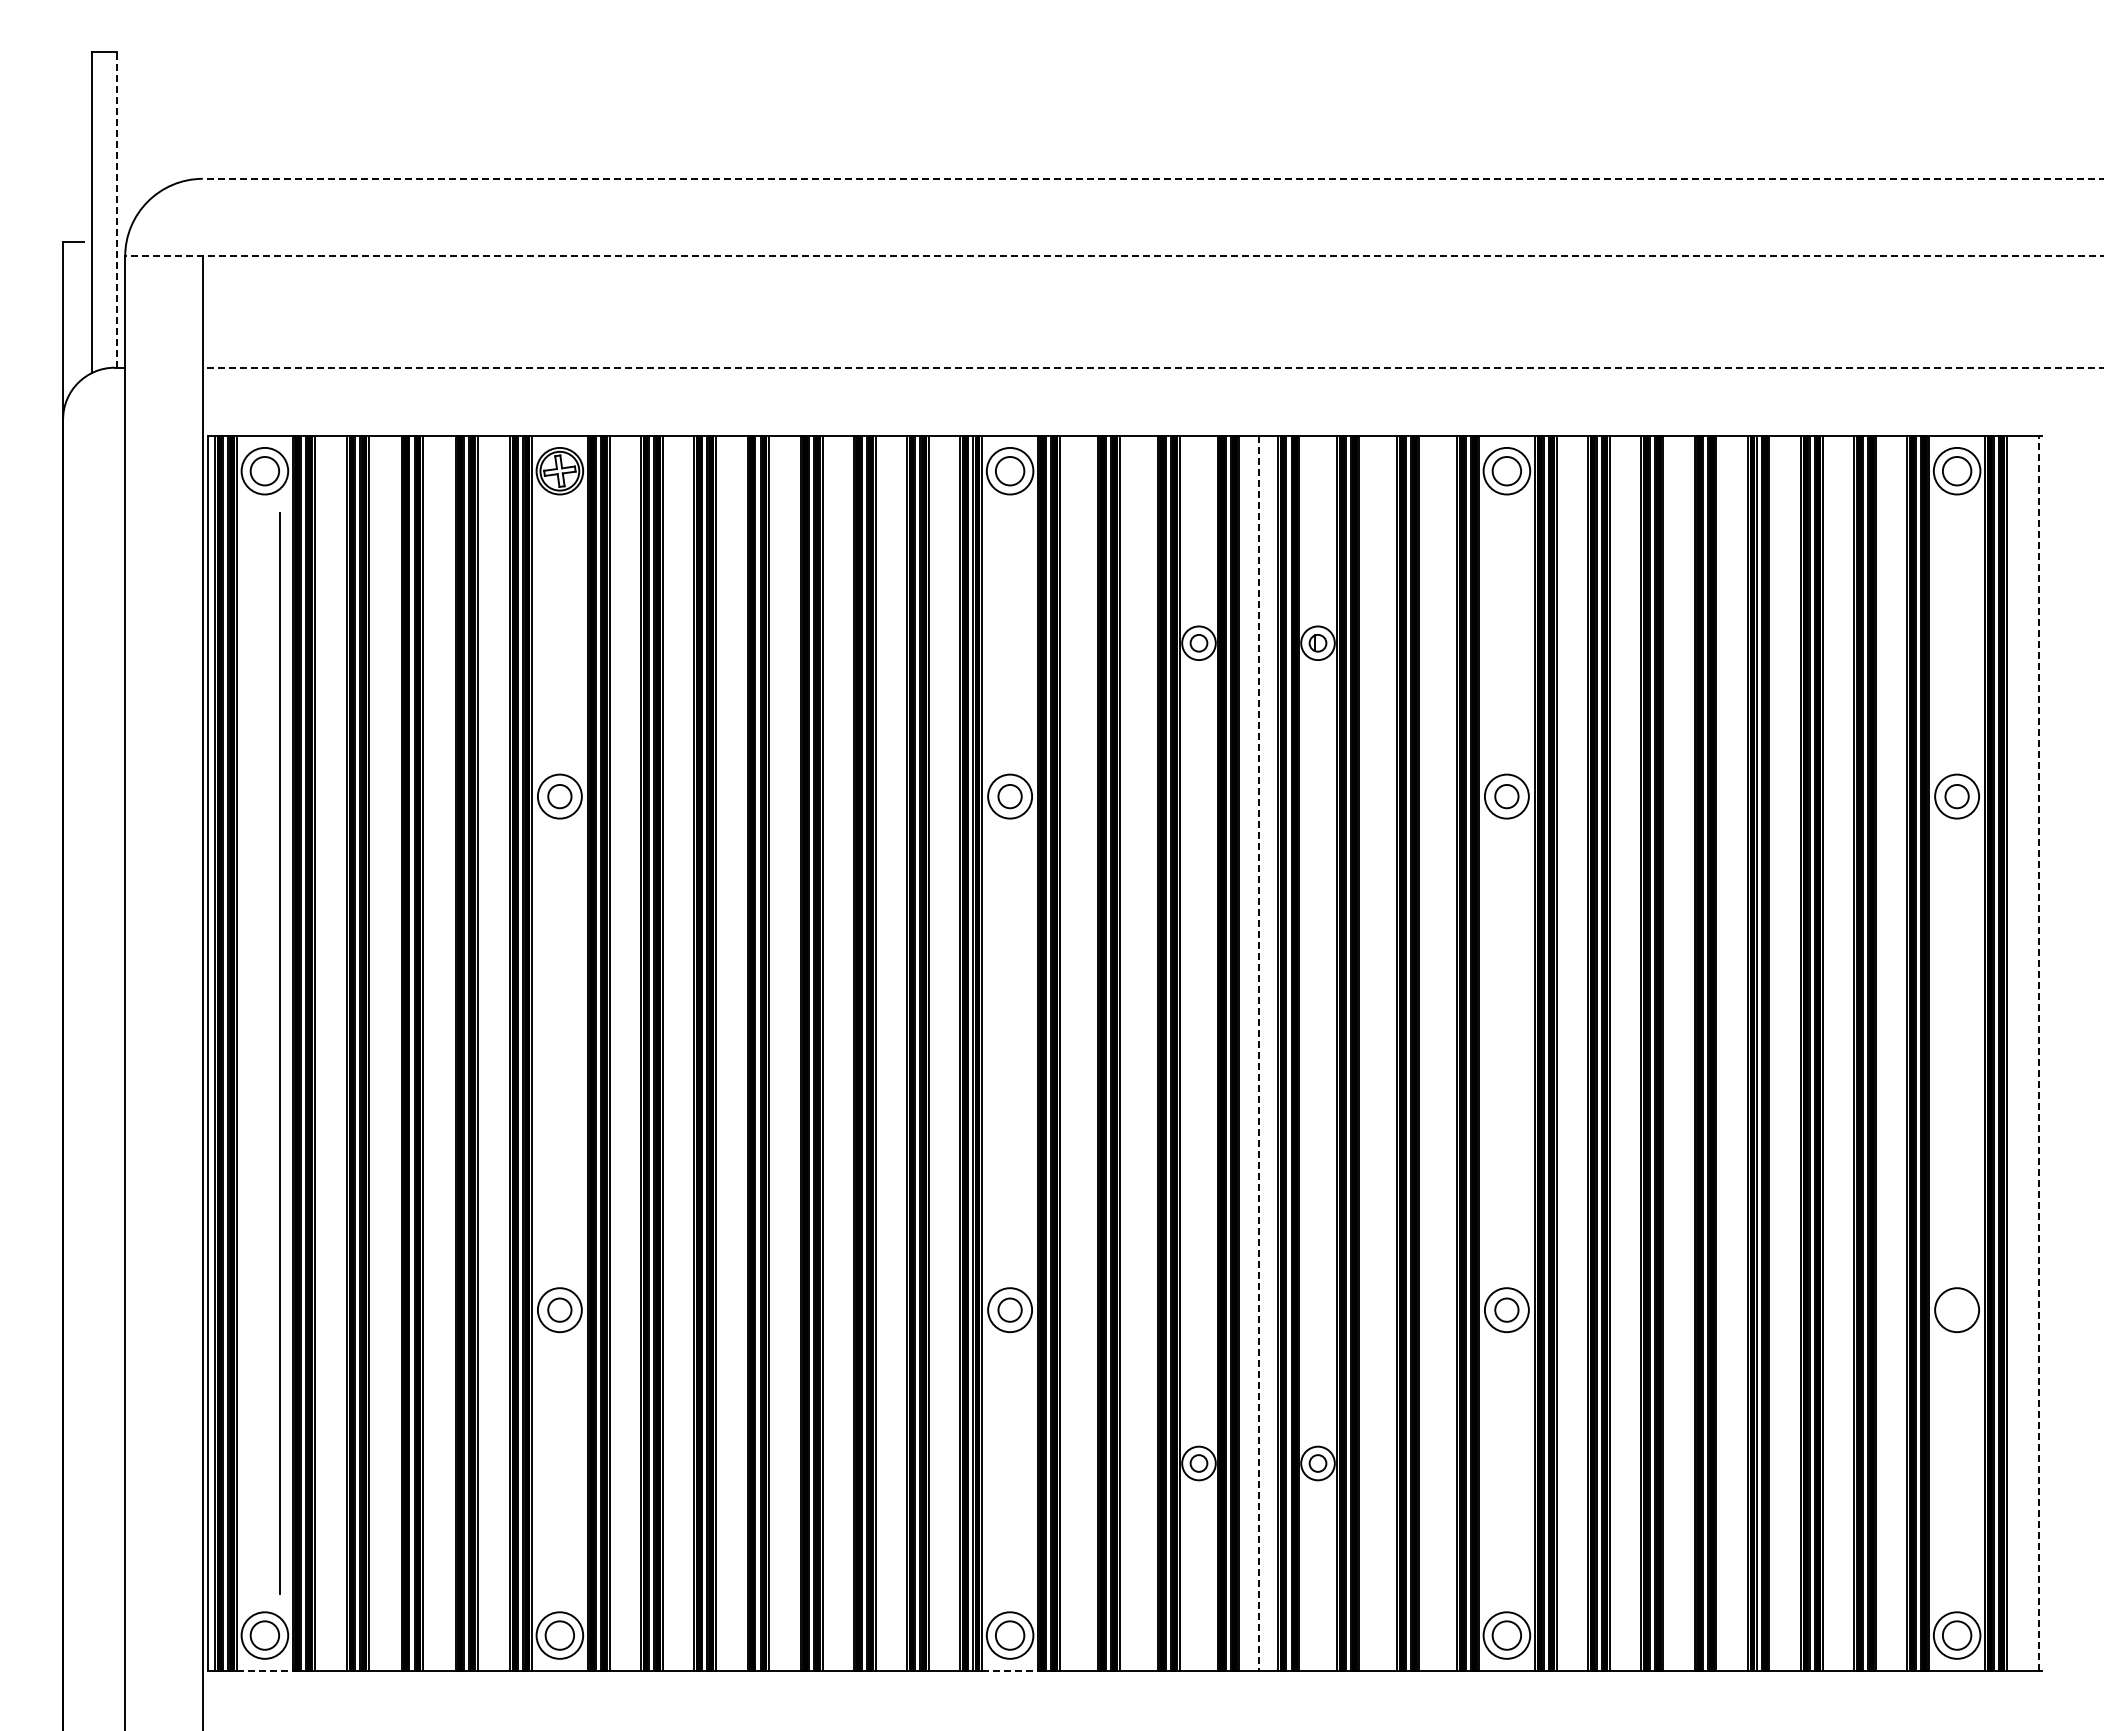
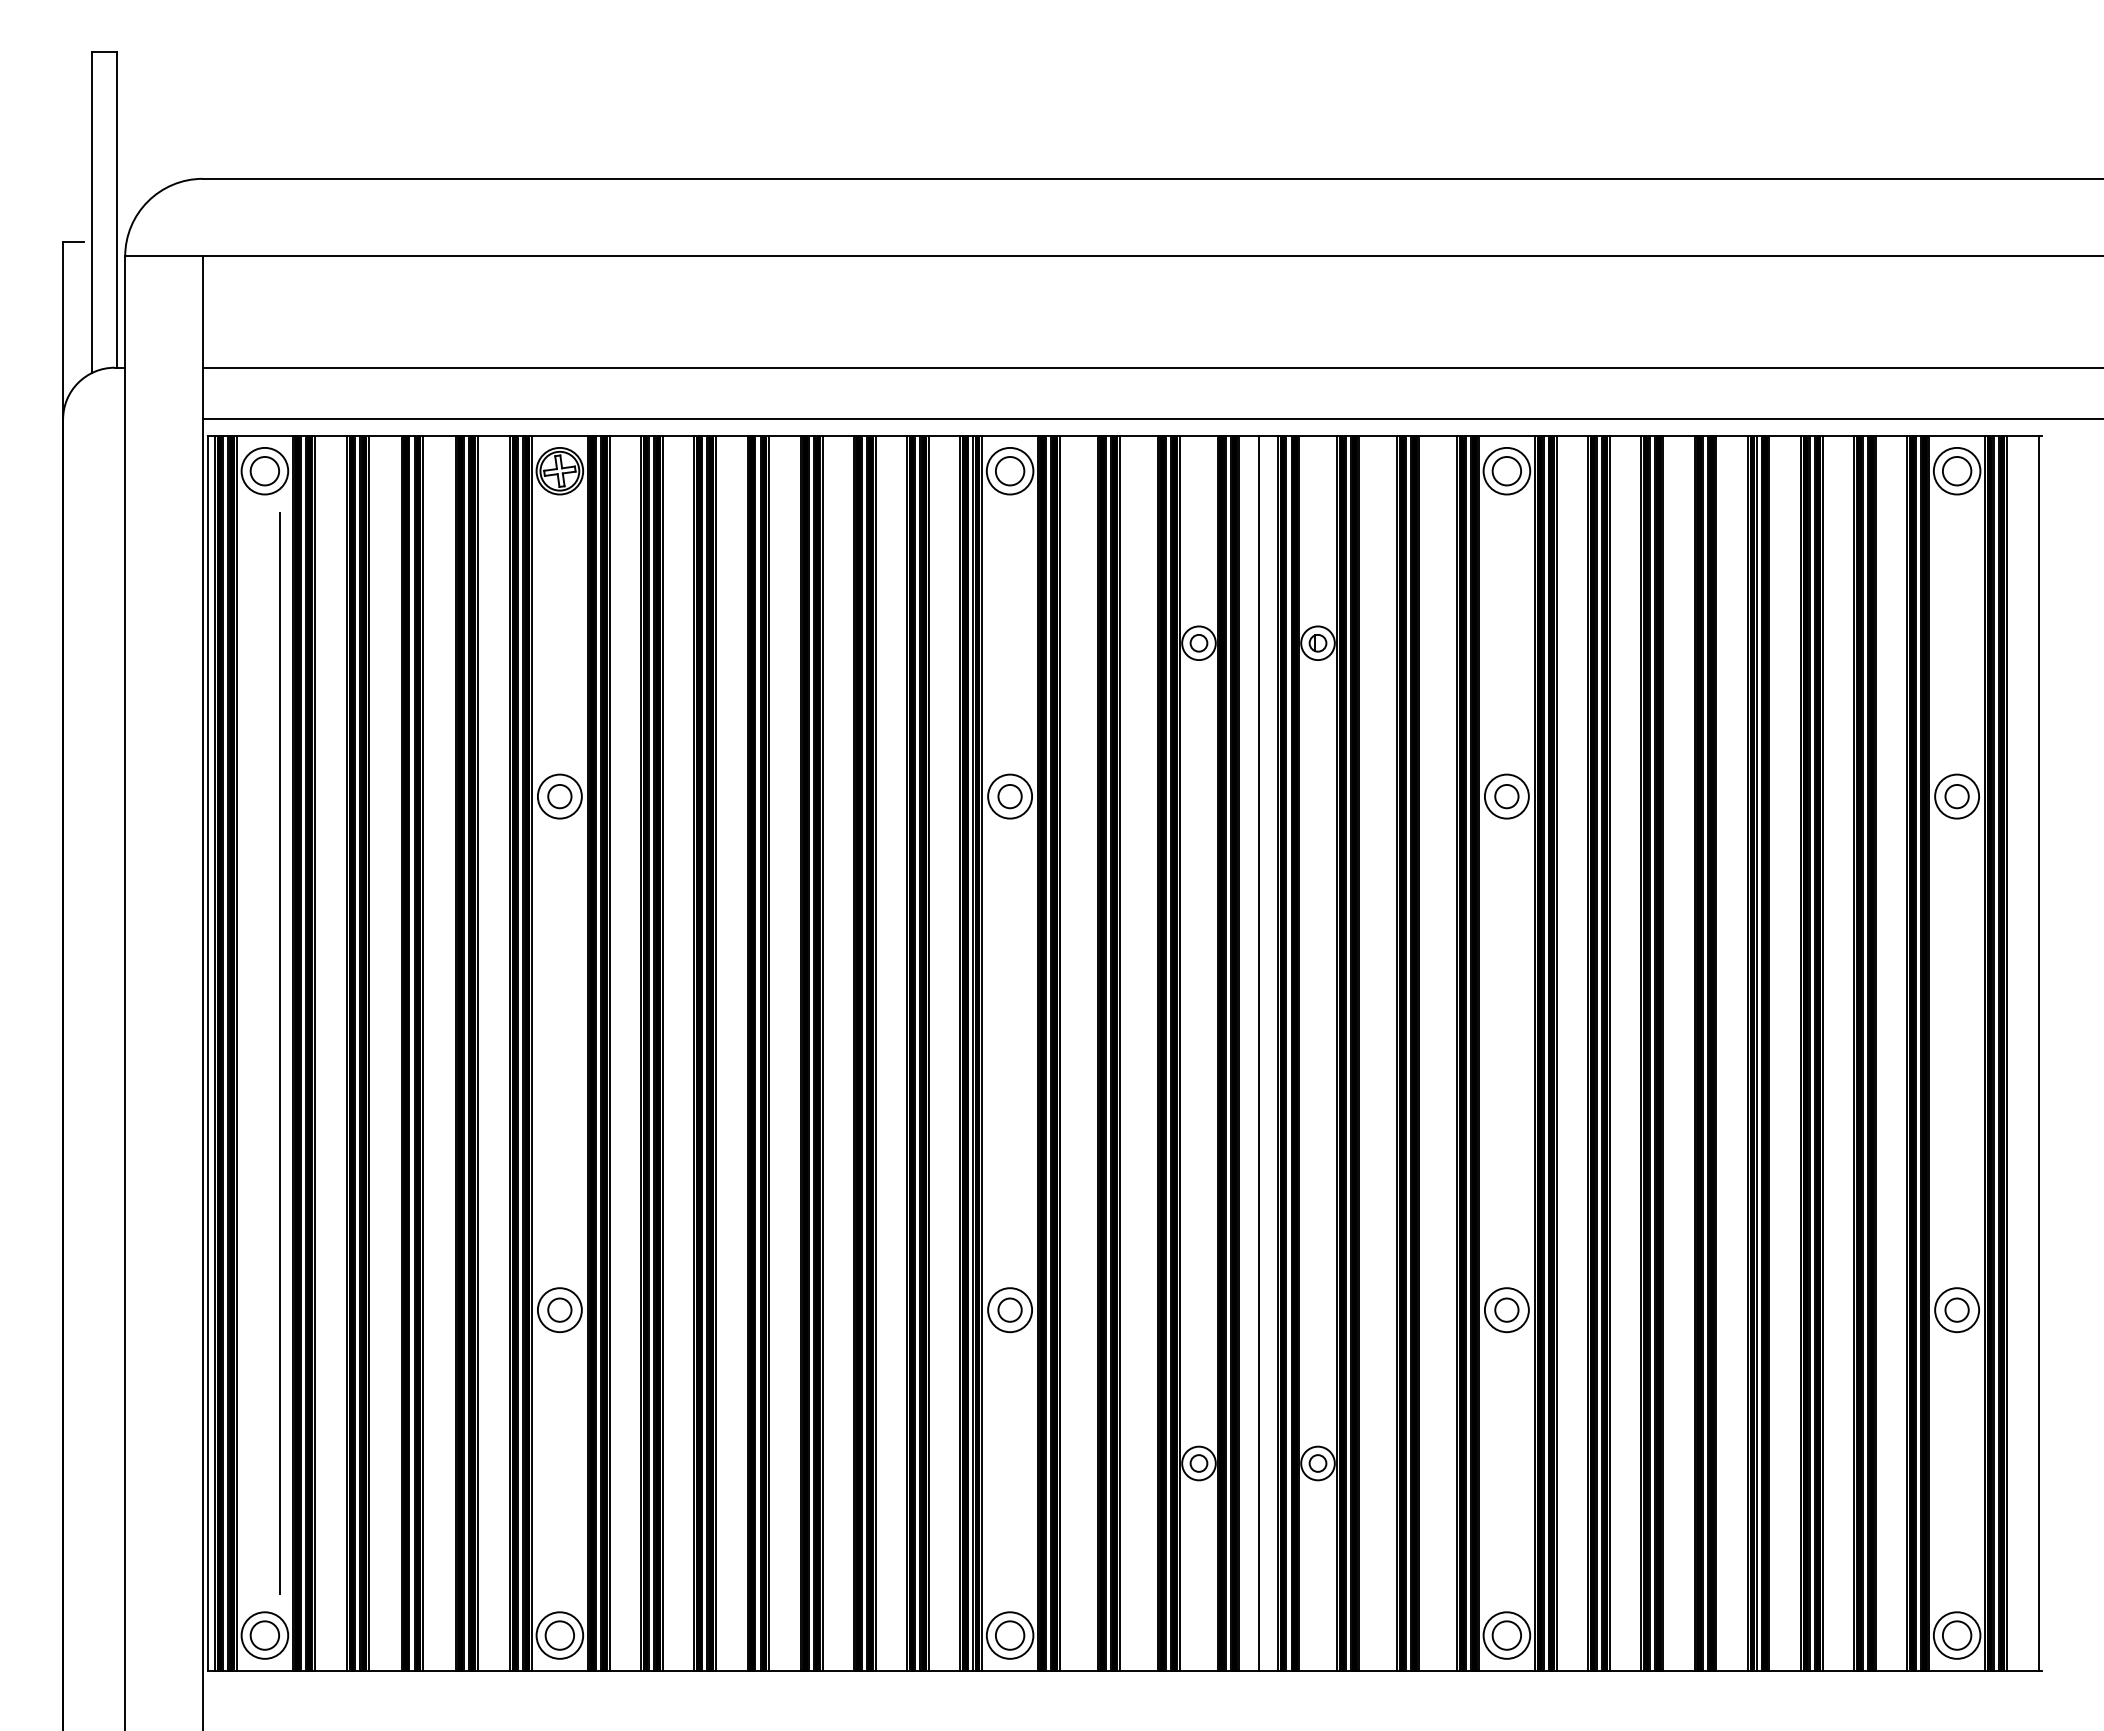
line: dashed -> solid (1152, 178)
line: dashed -> solid (117, 209)
line: dashed -> solid (1114, 256)
line: dashed -> solid (1152, 367)
line: none -> present (1151, 419)
line: dashed -> solid (2039, 1052)
line: dashed -> solid (1258, 1053)
circle: none -> present (1956, 1309)
line: dashed -> solid (264, 1670)
line: dashed -> solid (1010, 1670)
